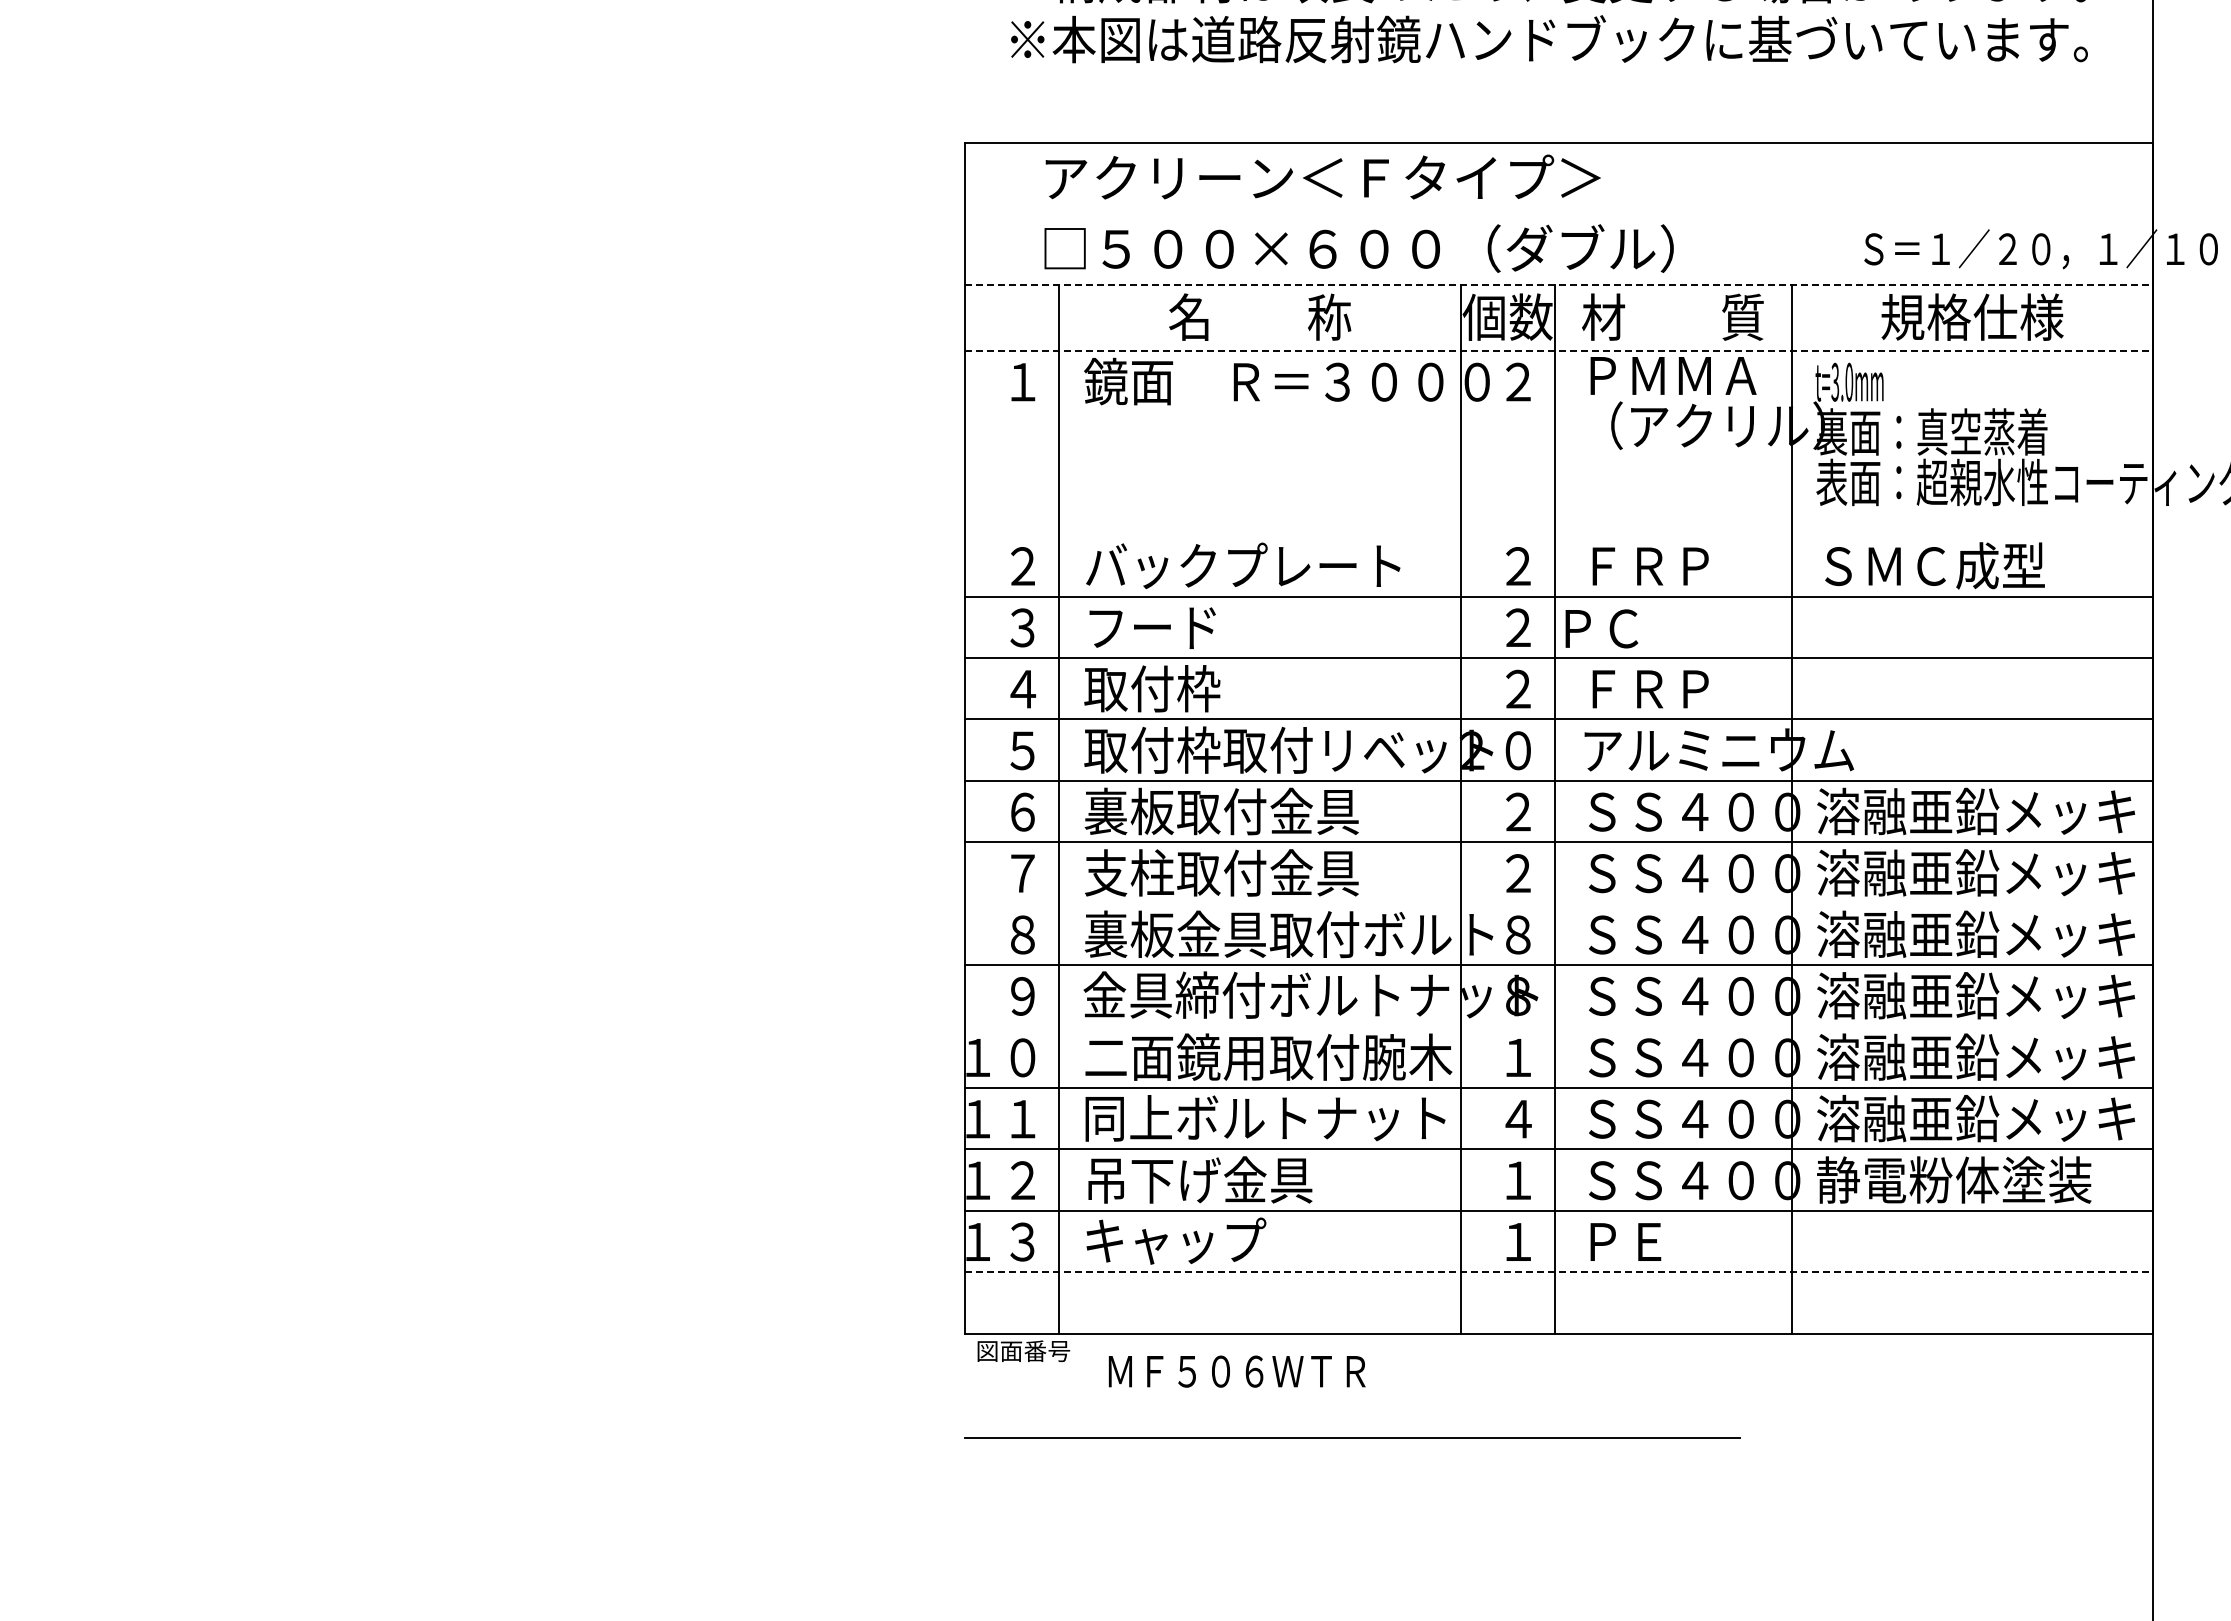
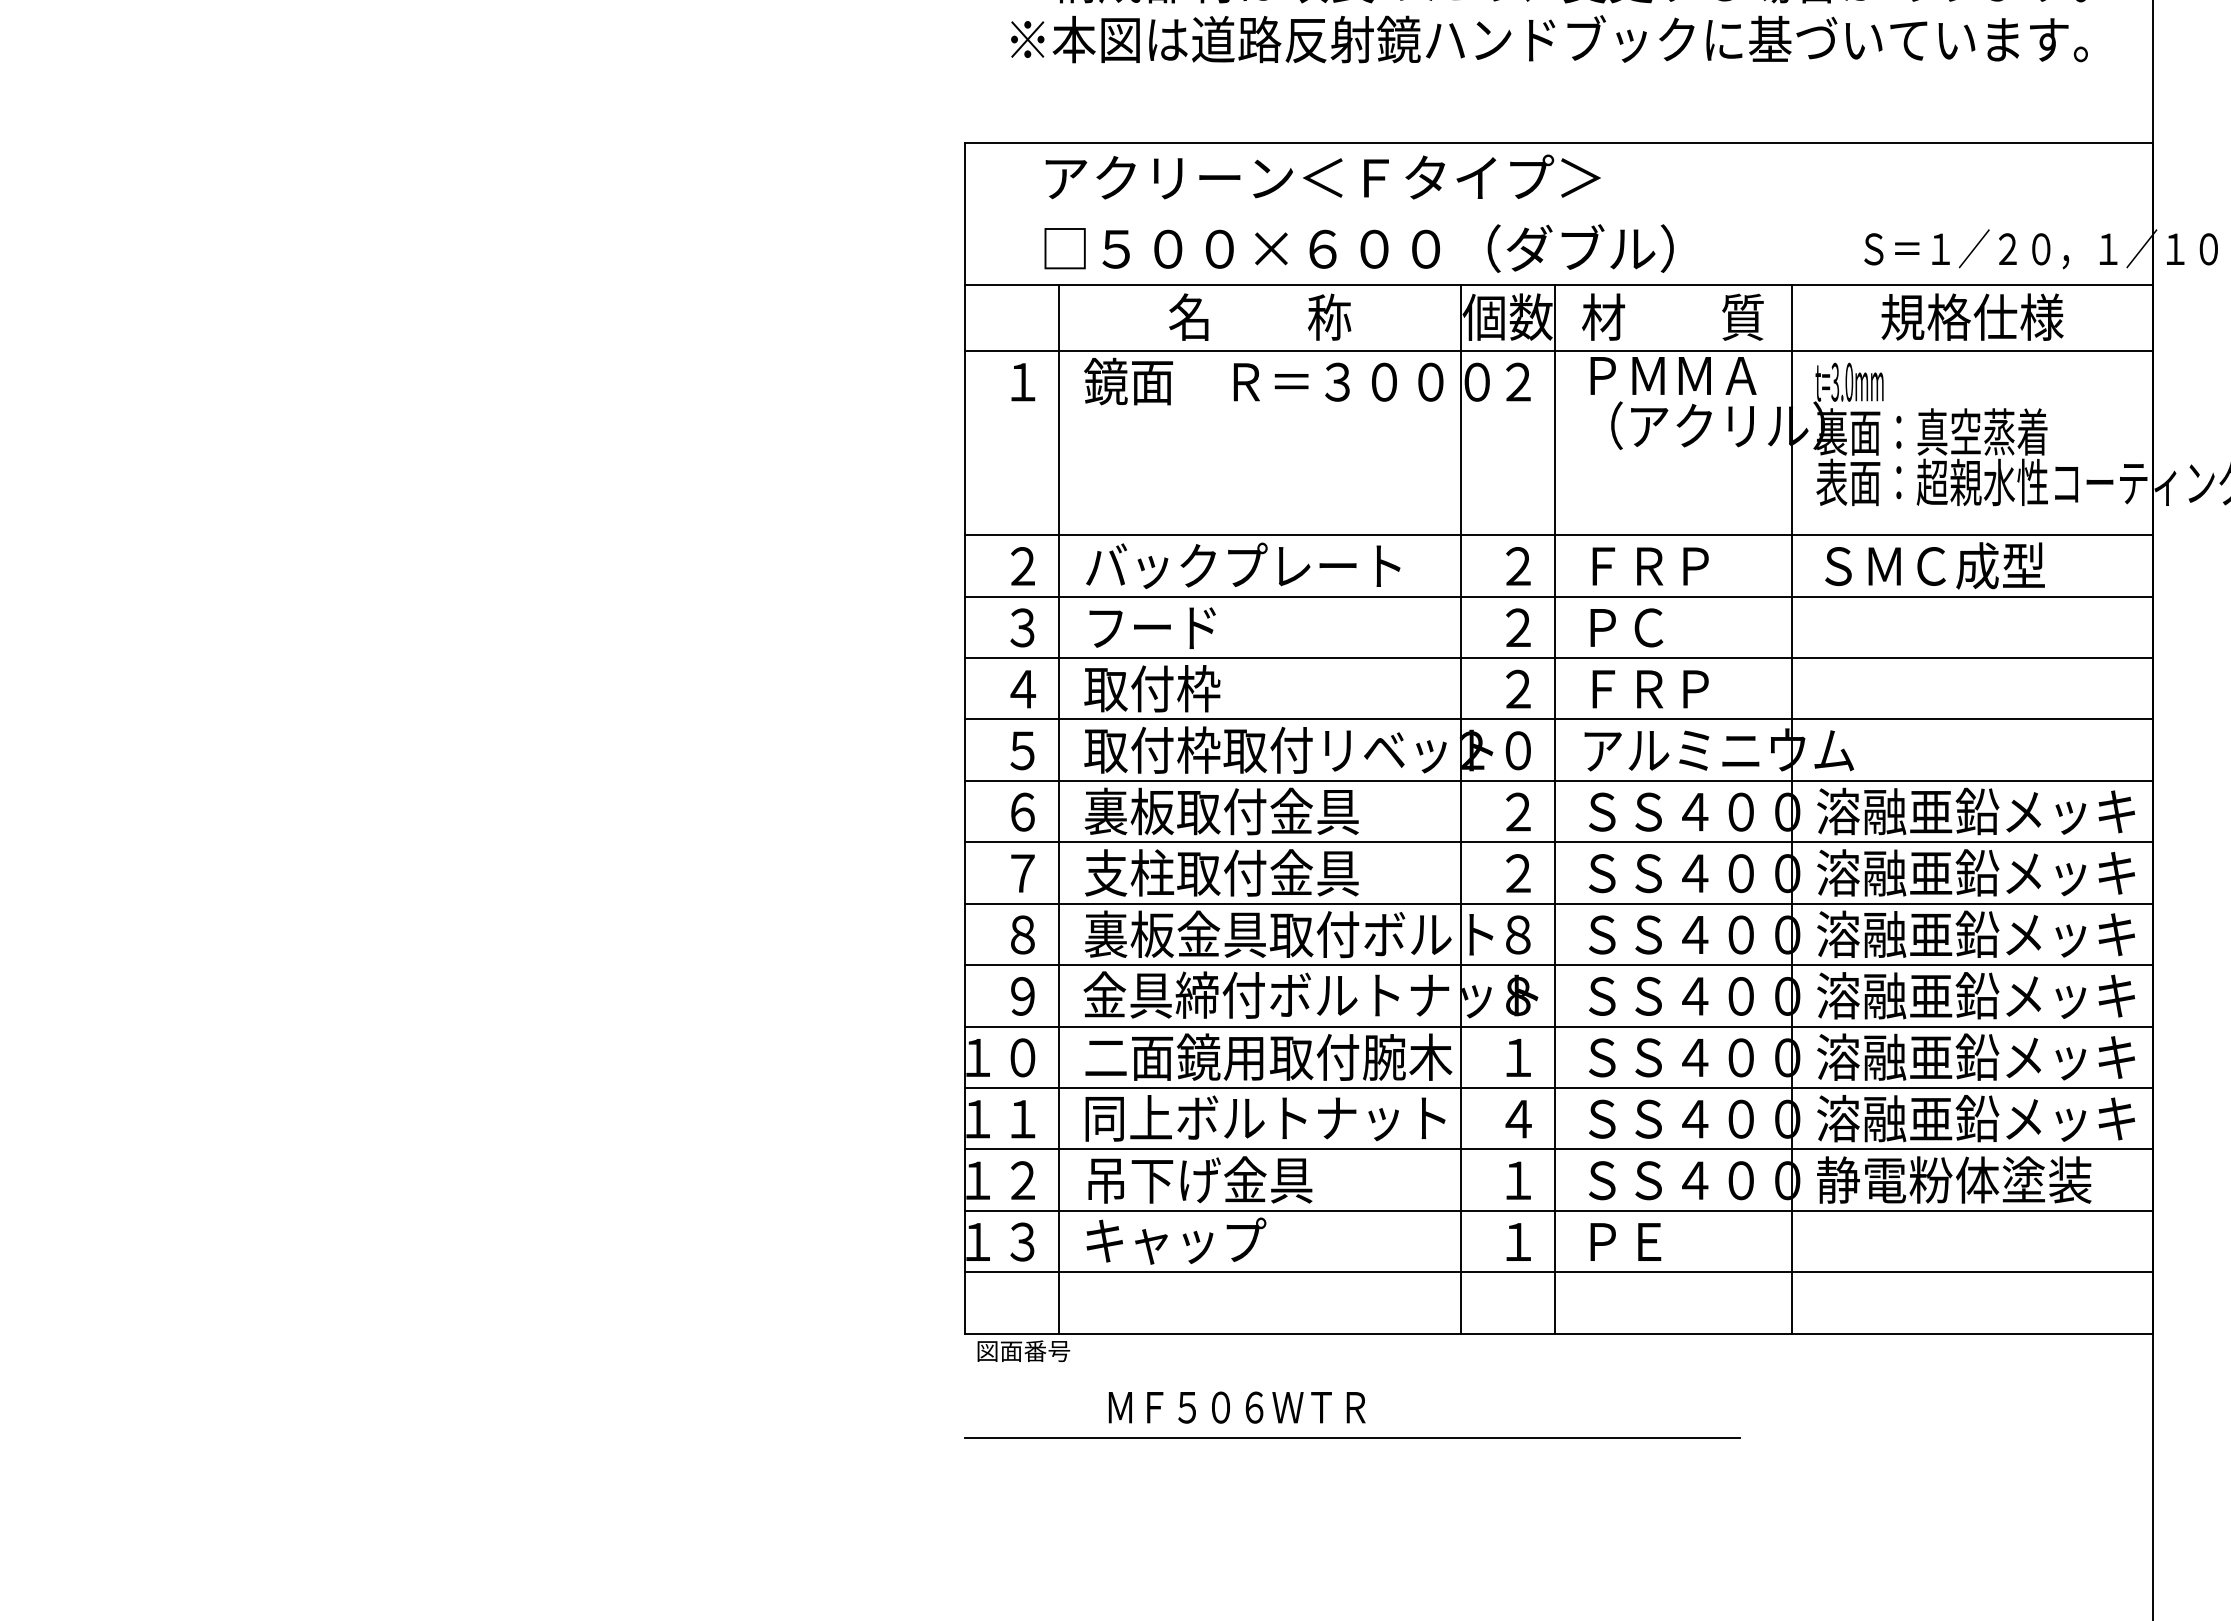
line: dashed -> solid (1559, 284)
line: dashed -> solid (1559, 350)
line: none -> present (1558, 535)
text position: (1601, 628) -> (1626, 627) (1626, 627)
line: none -> present (1558, 903)
line: none -> present (1558, 1026)
line: dashed -> solid (1559, 1272)
text position: (1236, 1371) -> (1236, 1407) (1236, 1407)
